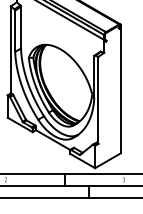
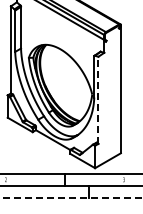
line: solid -> dashed (98, 100)
line: solid -> dashed (71, 197)
